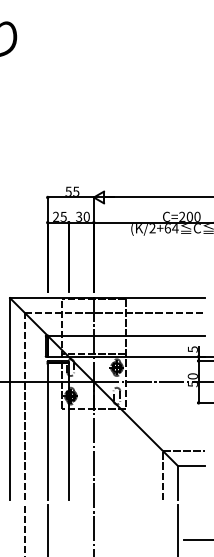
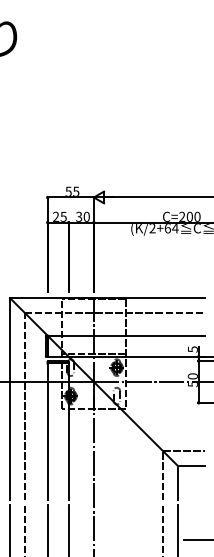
line: none -> present (10, 529)
line: none -> present (68, 529)
line: none -> present (163, 529)
